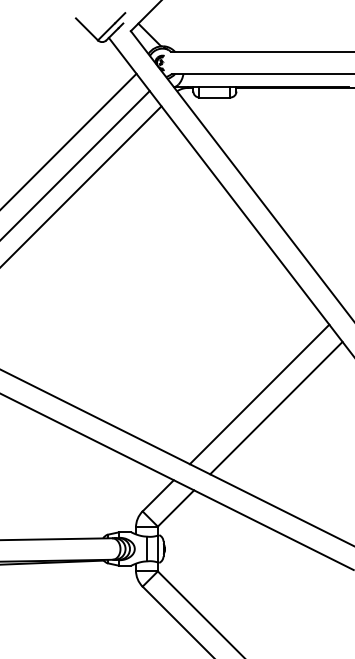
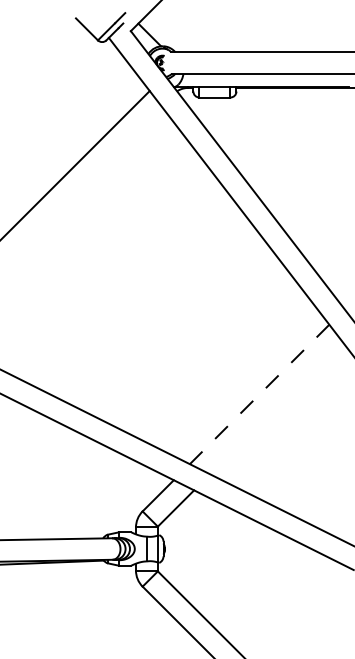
line: present -> none (69, 140)
line: present -> none (81, 185)
line: solid -> dashed (259, 394)
line: present -> none (276, 407)
